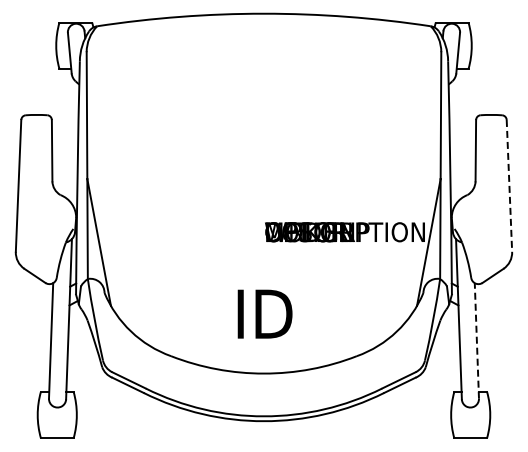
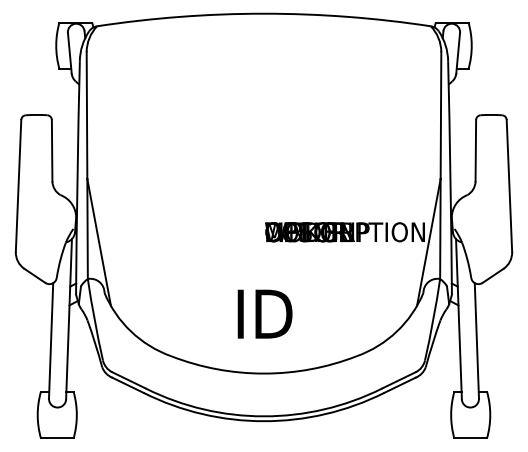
line: dashed -> solid (509, 185)
line: dashed -> solid (476, 340)
